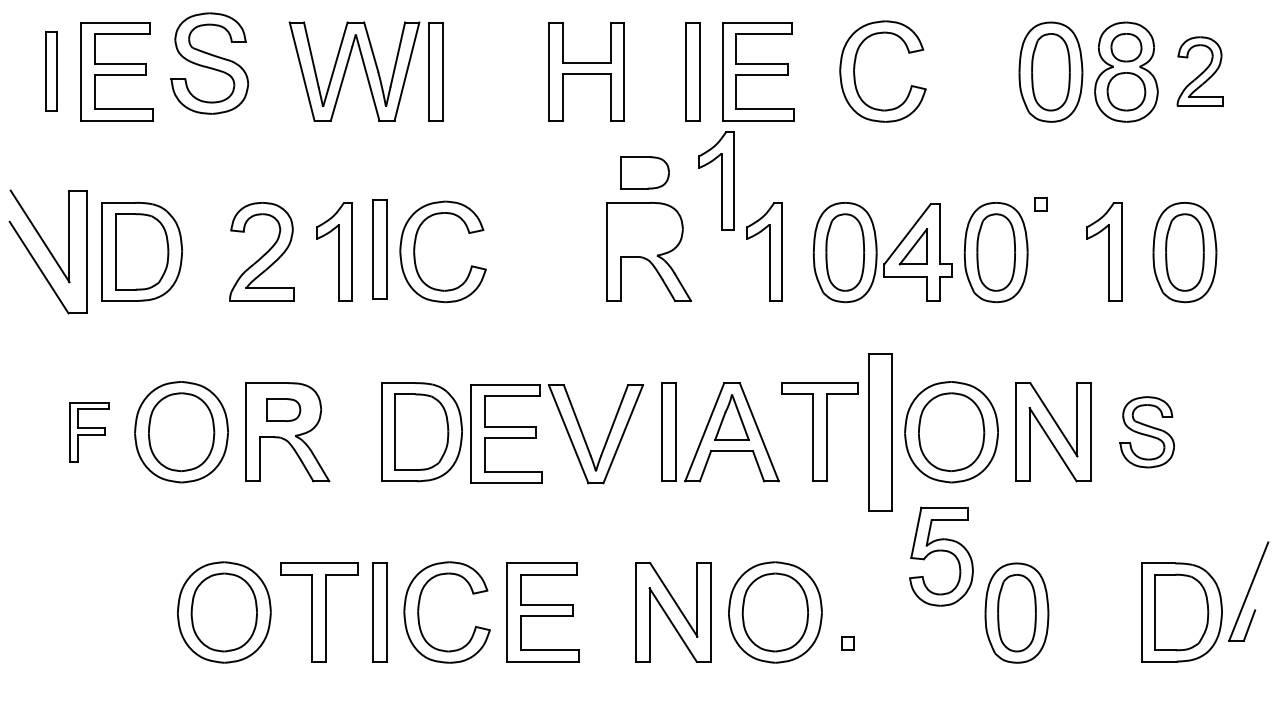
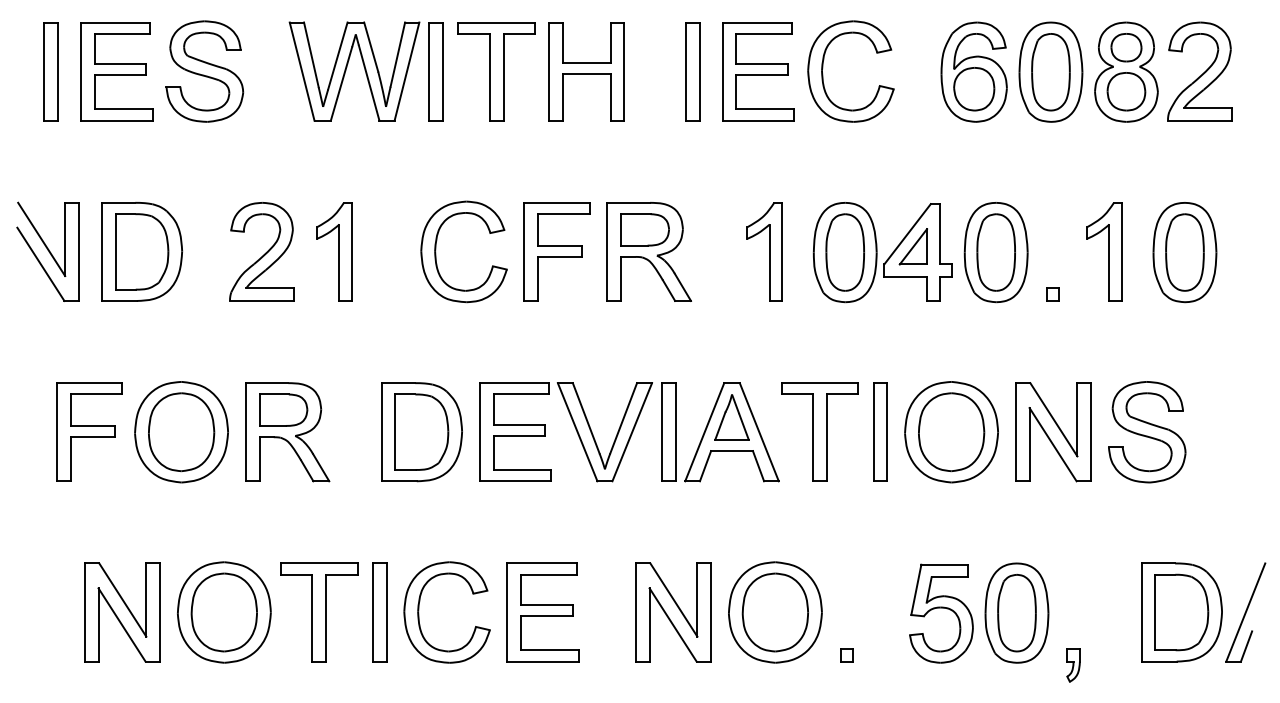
part position: (209, 63) -> (204, 71) (204, 71)
part position: (855, 68) -> (823, 68) (823, 68)
part size: 13x81 px -> 16x100 px (50, 71)
part: none -> present (496, 71)
part: none -> present (973, 71)
part size: 48x71 px -> 66x101 px (1199, 71)
part position: (644, 172) -> (644, 229) (644, 229)
part: present -> none (716, 180)
part position: (1040, 204) -> (1052, 294) (1052, 294)
part: present -> none (379, 249)
part position: (415, 250) -> (436, 250) (436, 250)
part size: 80x126 px -> 64x101 px (47, 251)
part: none -> present (556, 251)
part size: 36x24 px -> 50x34 px (283, 409)
part position: (565, 429) -> (574, 427) (574, 427)
part size: 41x61 px -> 67x100 px (89, 431)
part size: 25x159 px -> 15x100 px (880, 431)
part size: 56x73 px -> 79x103 px (1147, 432)
part position: (941, 556) -> (941, 613) (941, 613)
part position: (1248, 591) -> (1245, 612) (1245, 612)
part: none -> present (122, 612)
part position: (847, 643) -> (846, 655) (846, 655)
part: none -> present (1073, 665)
